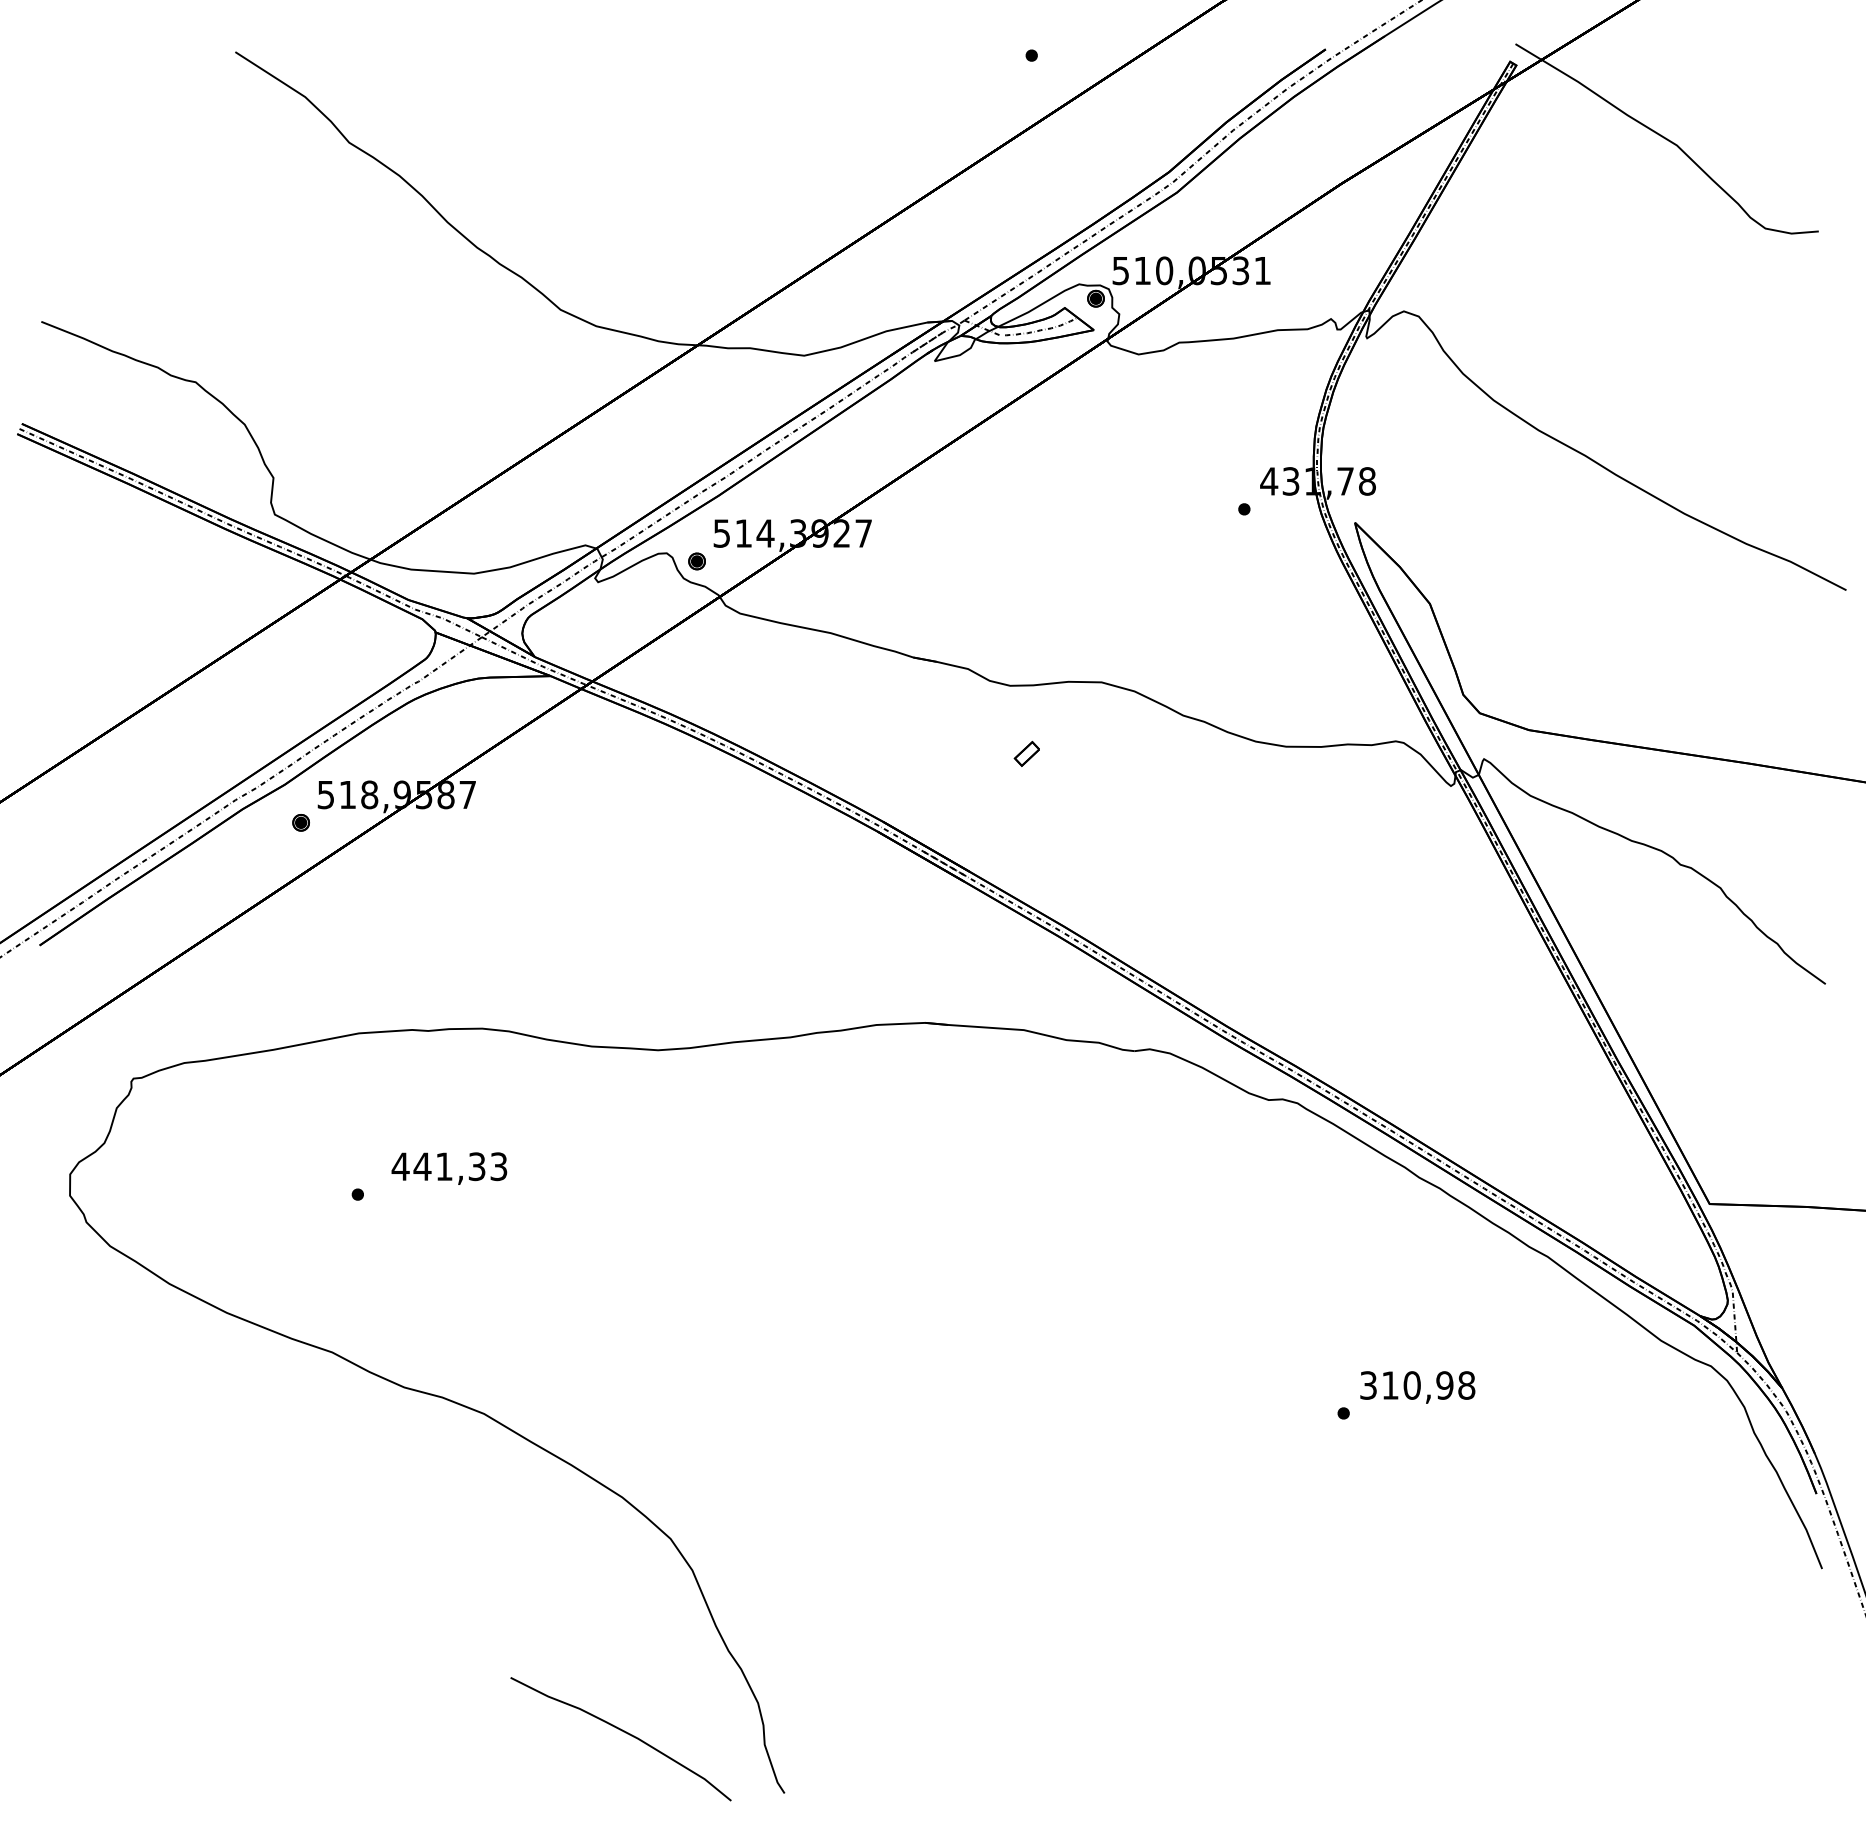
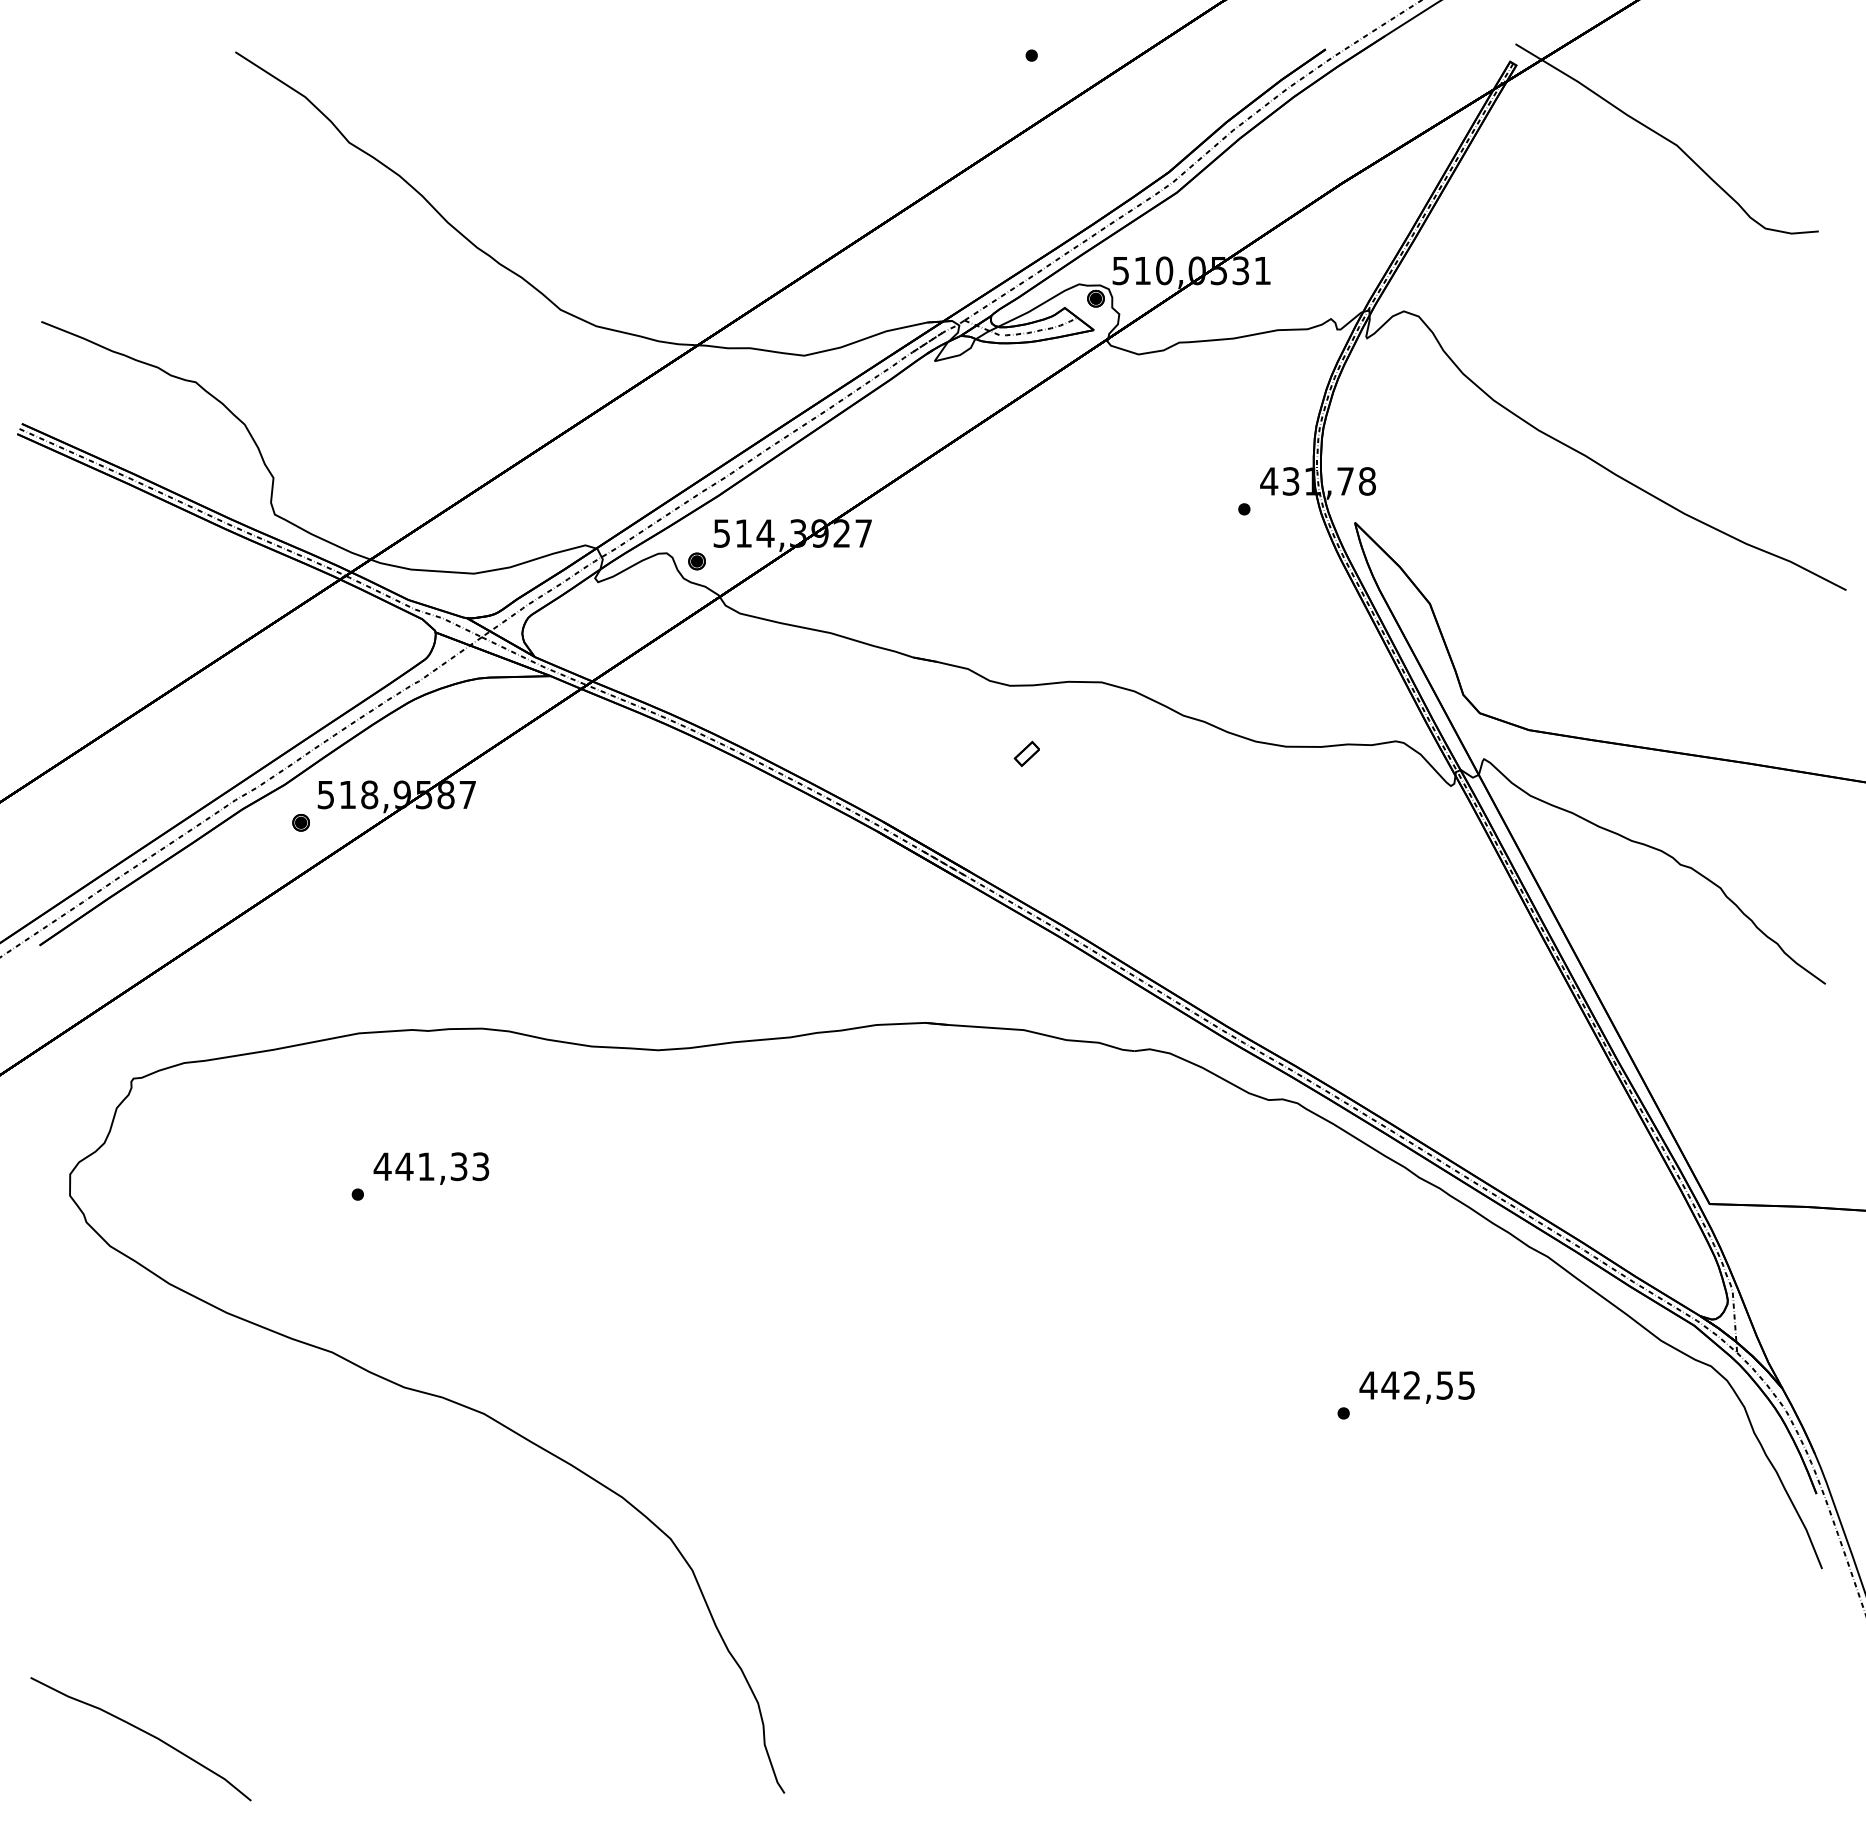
text position: (449, 1168) -> (431, 1168) (431, 1168)
text: 310,98 -> 442,55 (1417, 1385)
curve position: (623, 1732) -> (143, 1732) (143, 1732)
